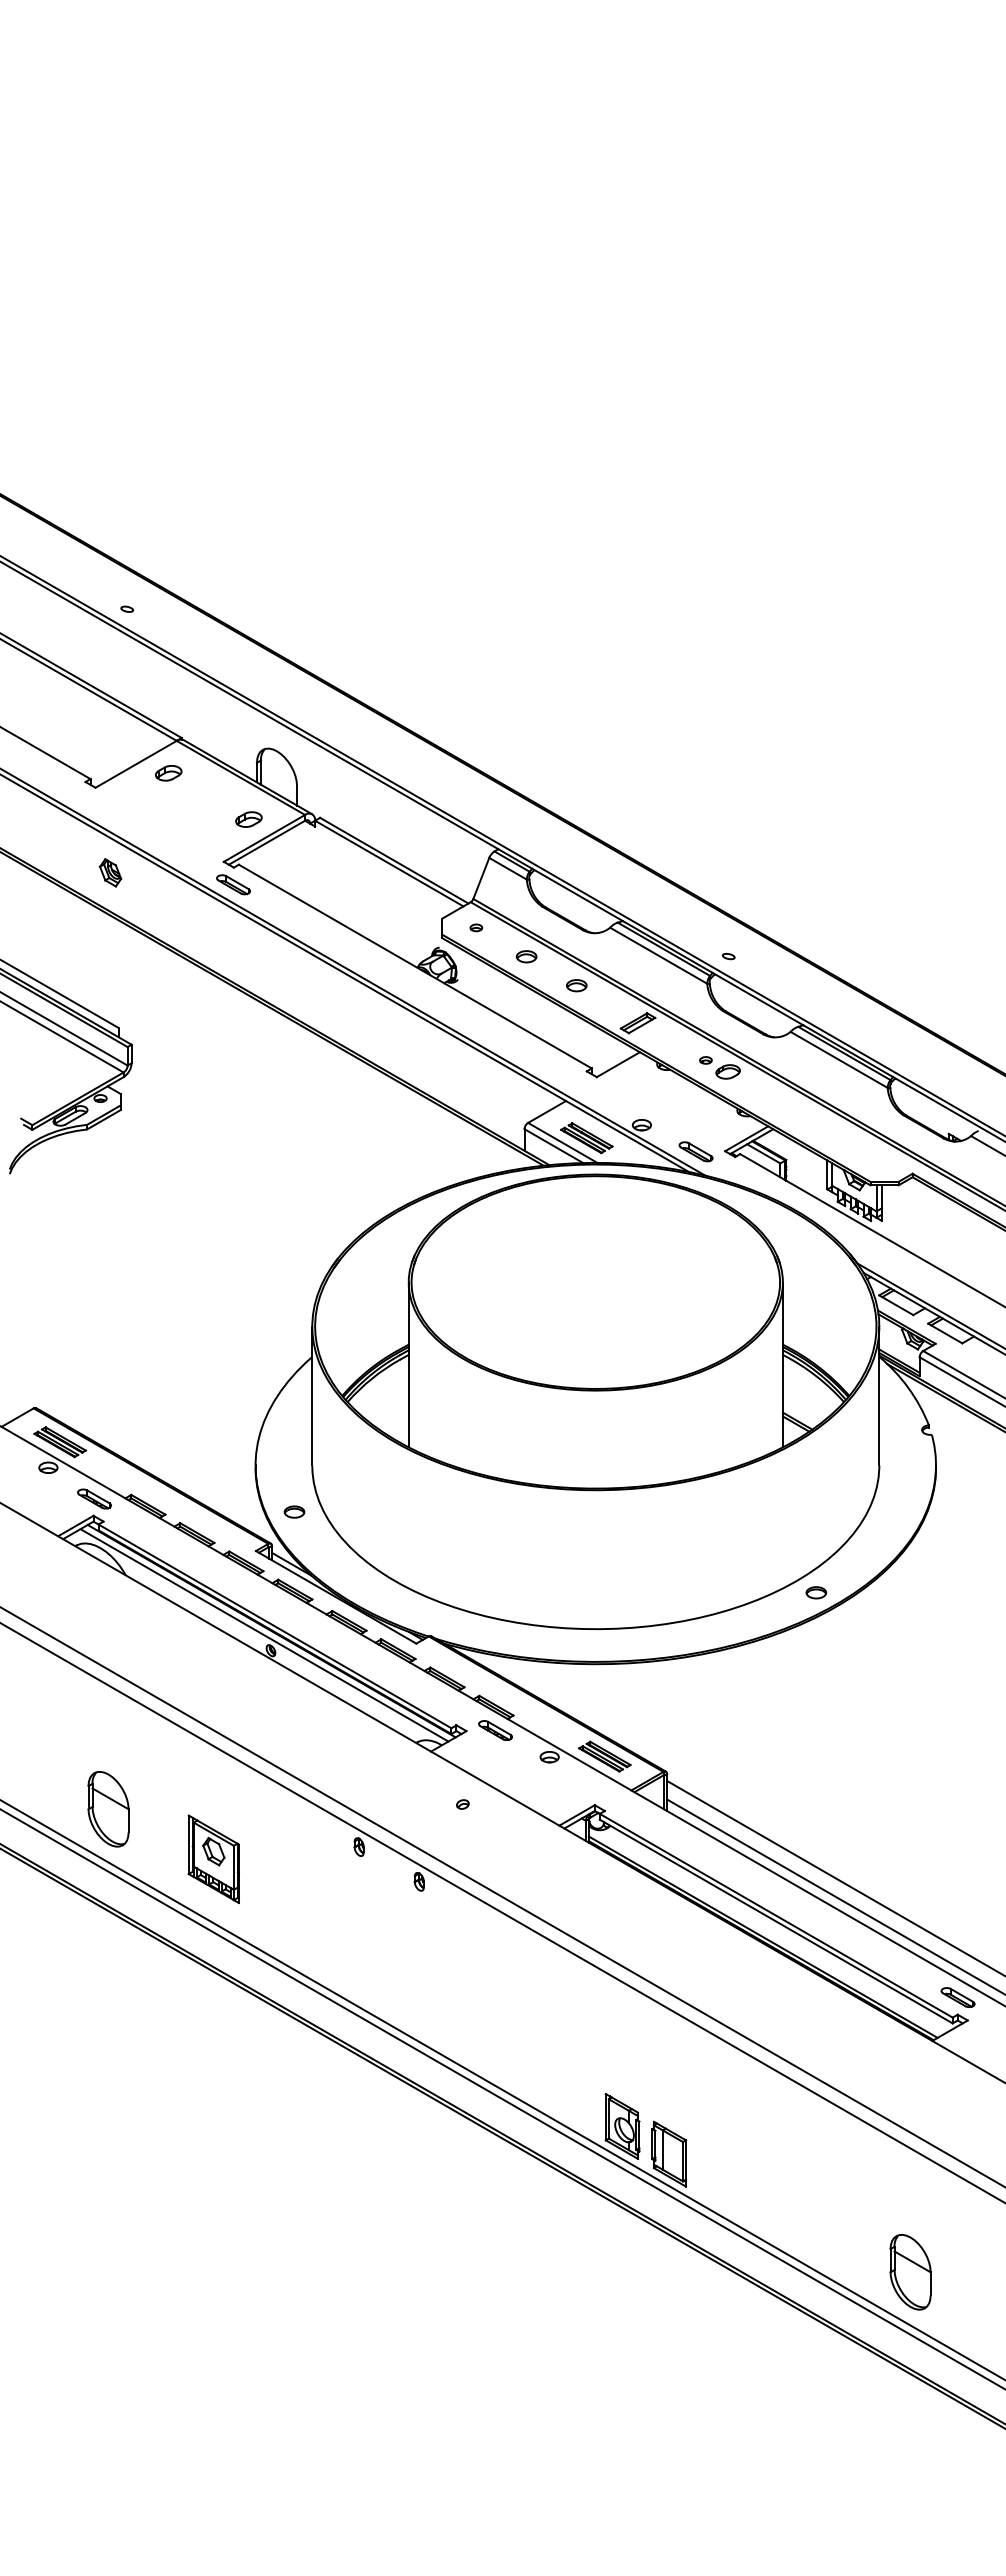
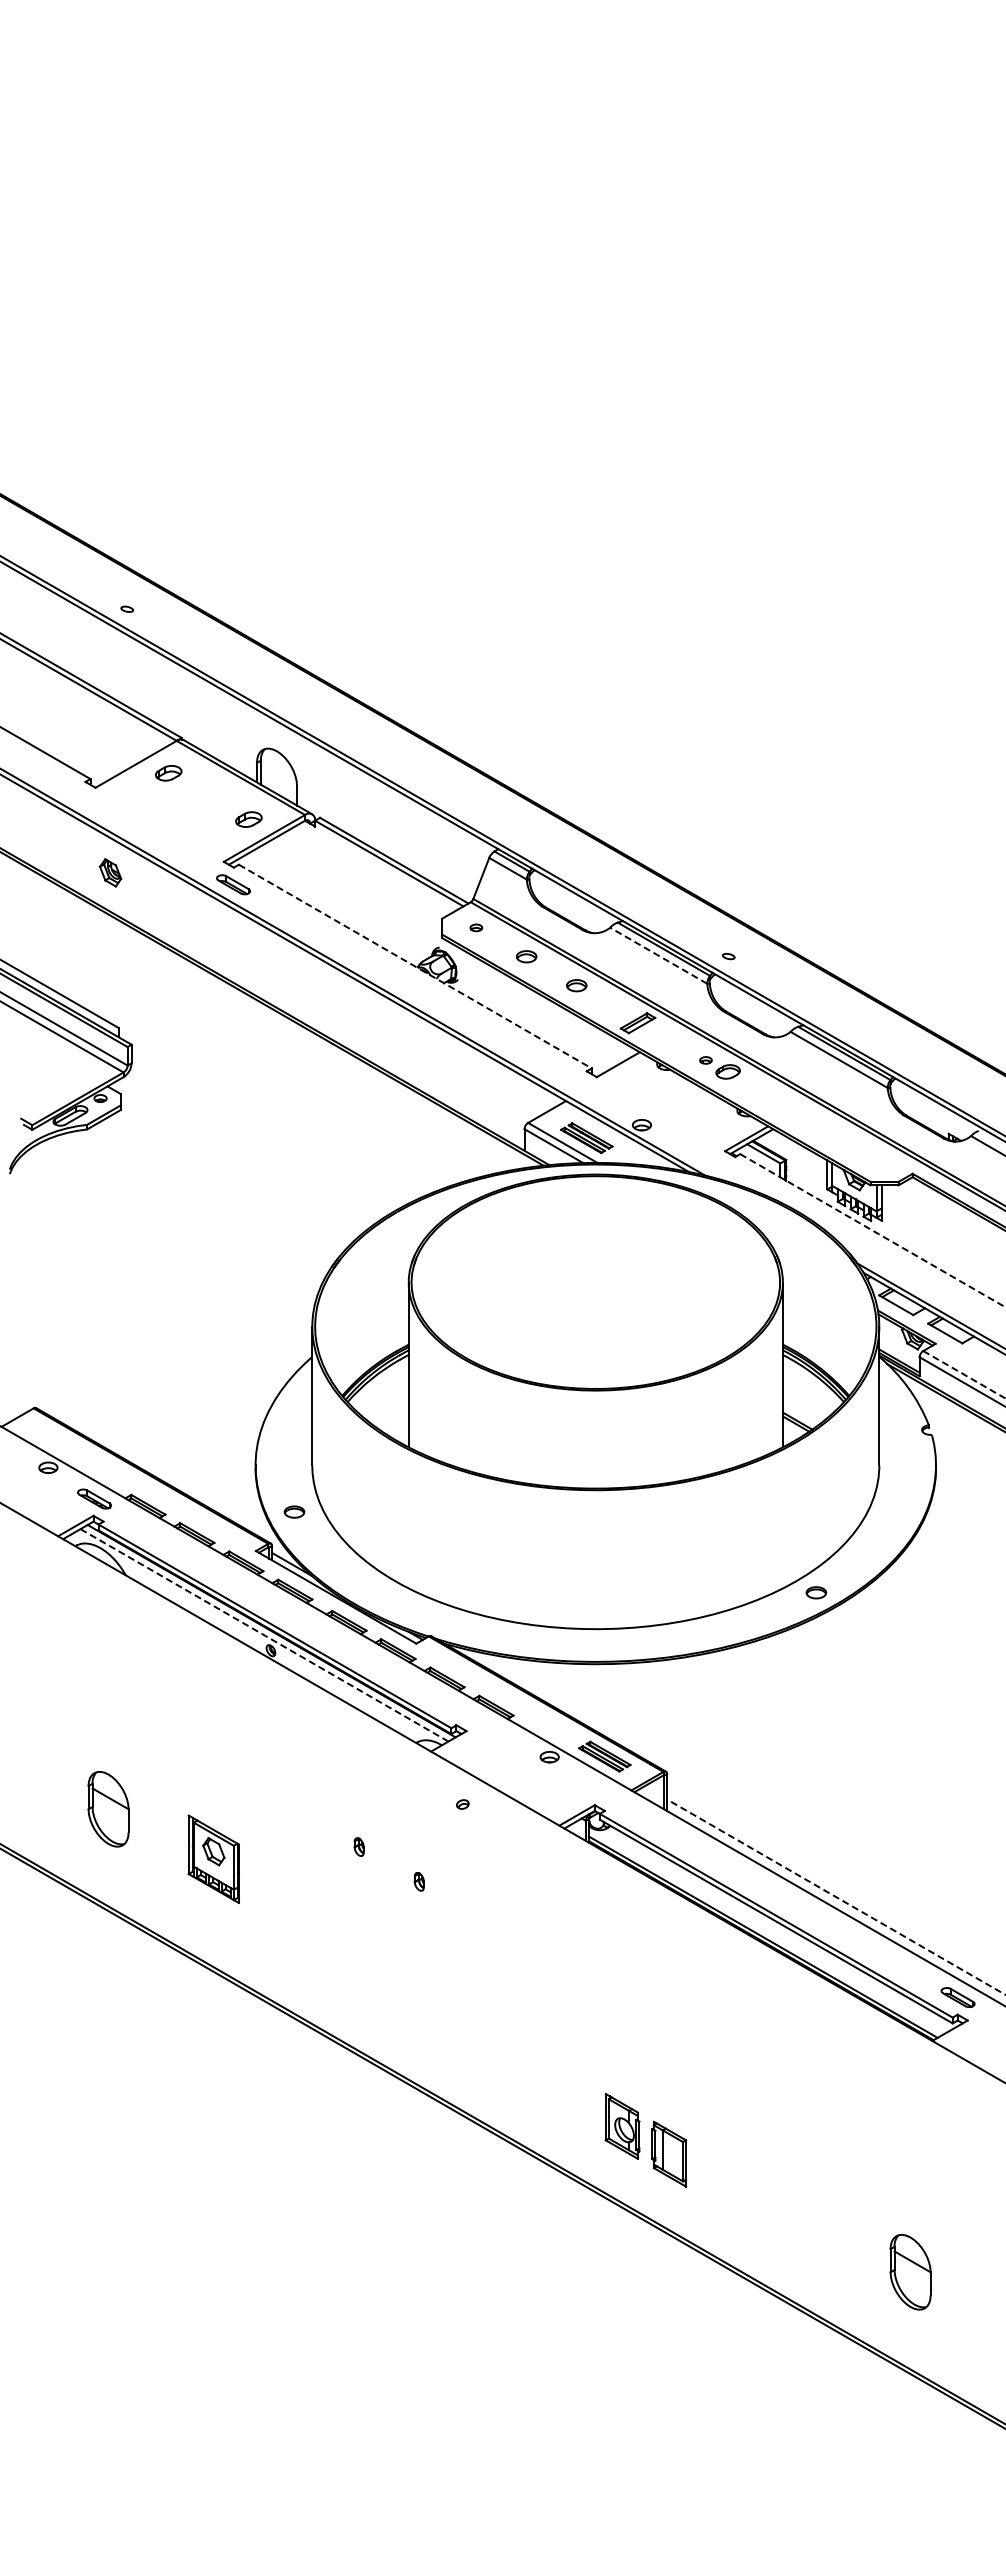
line: solid -> dashed (658, 955)
line: solid -> dashed (415, 966)
part: present -> none (695, 1151)
line: solid -> dashed (873, 1231)
line: solid -> dashed (963, 1374)
part: present -> none (59, 1442)
line: solid -> dashed (264, 1635)
part: present -> none (495, 1730)
line: present -> none (834, 1877)
line: present -> none (502, 1896)
line: solid -> dashed (835, 1896)
line: present -> none (502, 1912)
line: present -> none (502, 2089)
line: present -> none (502, 2098)
